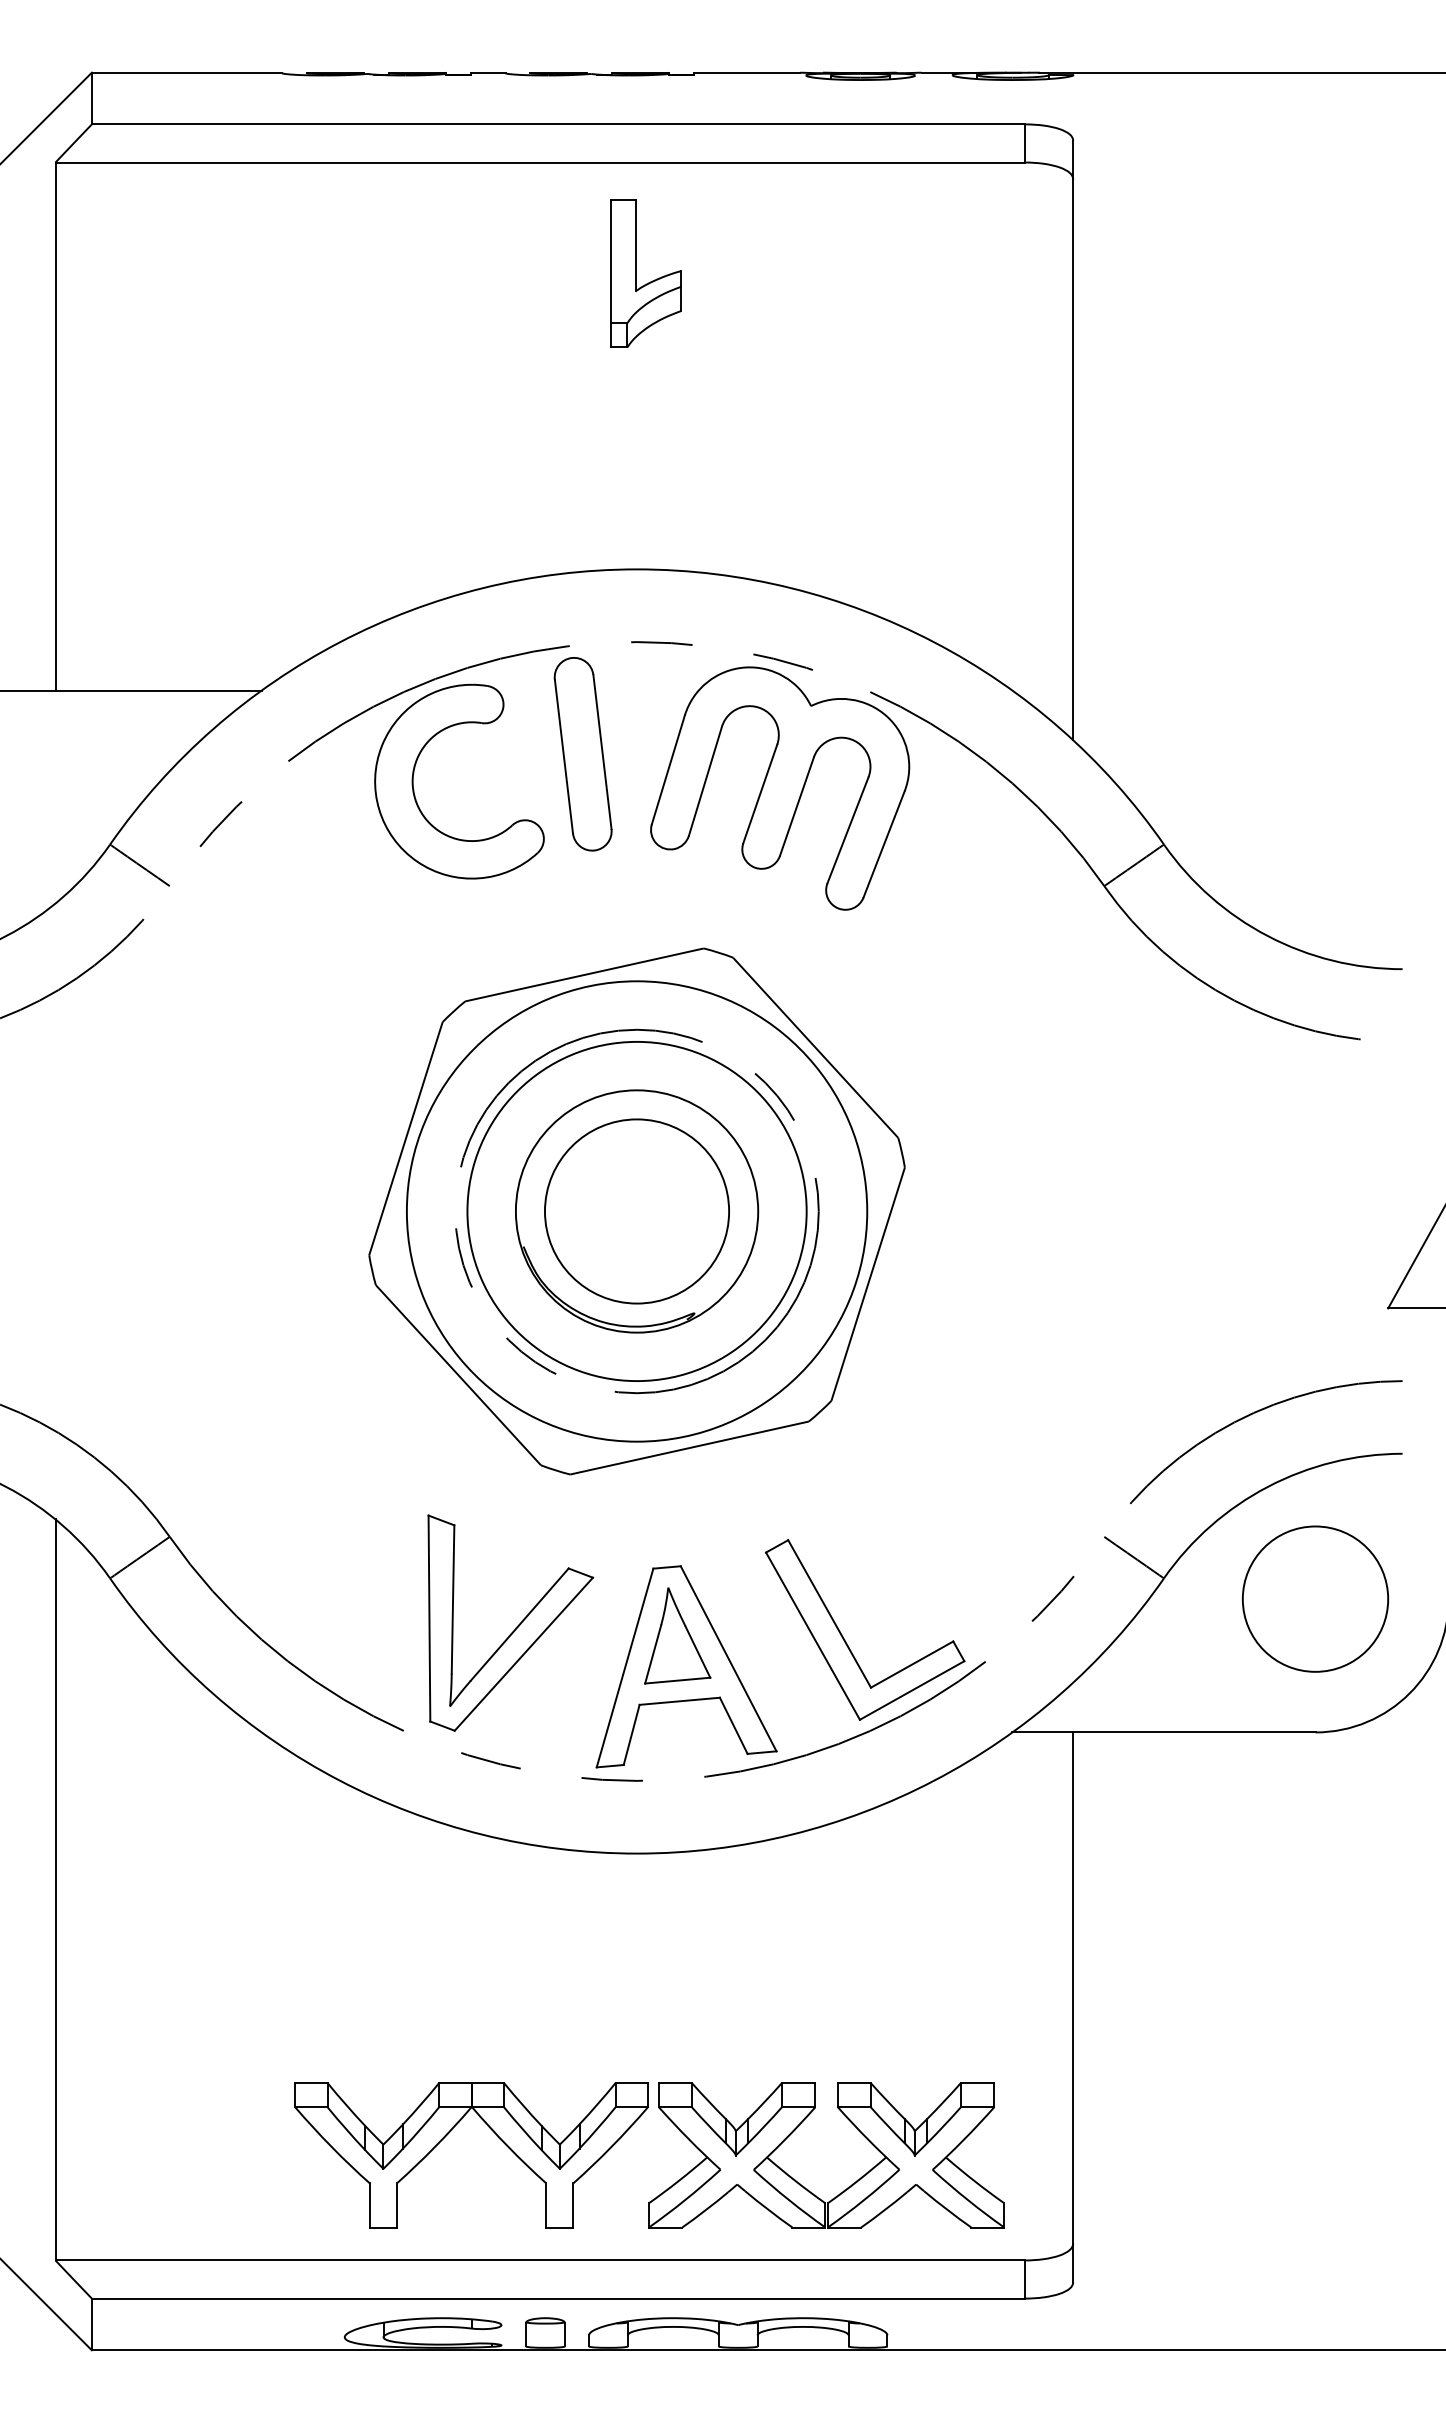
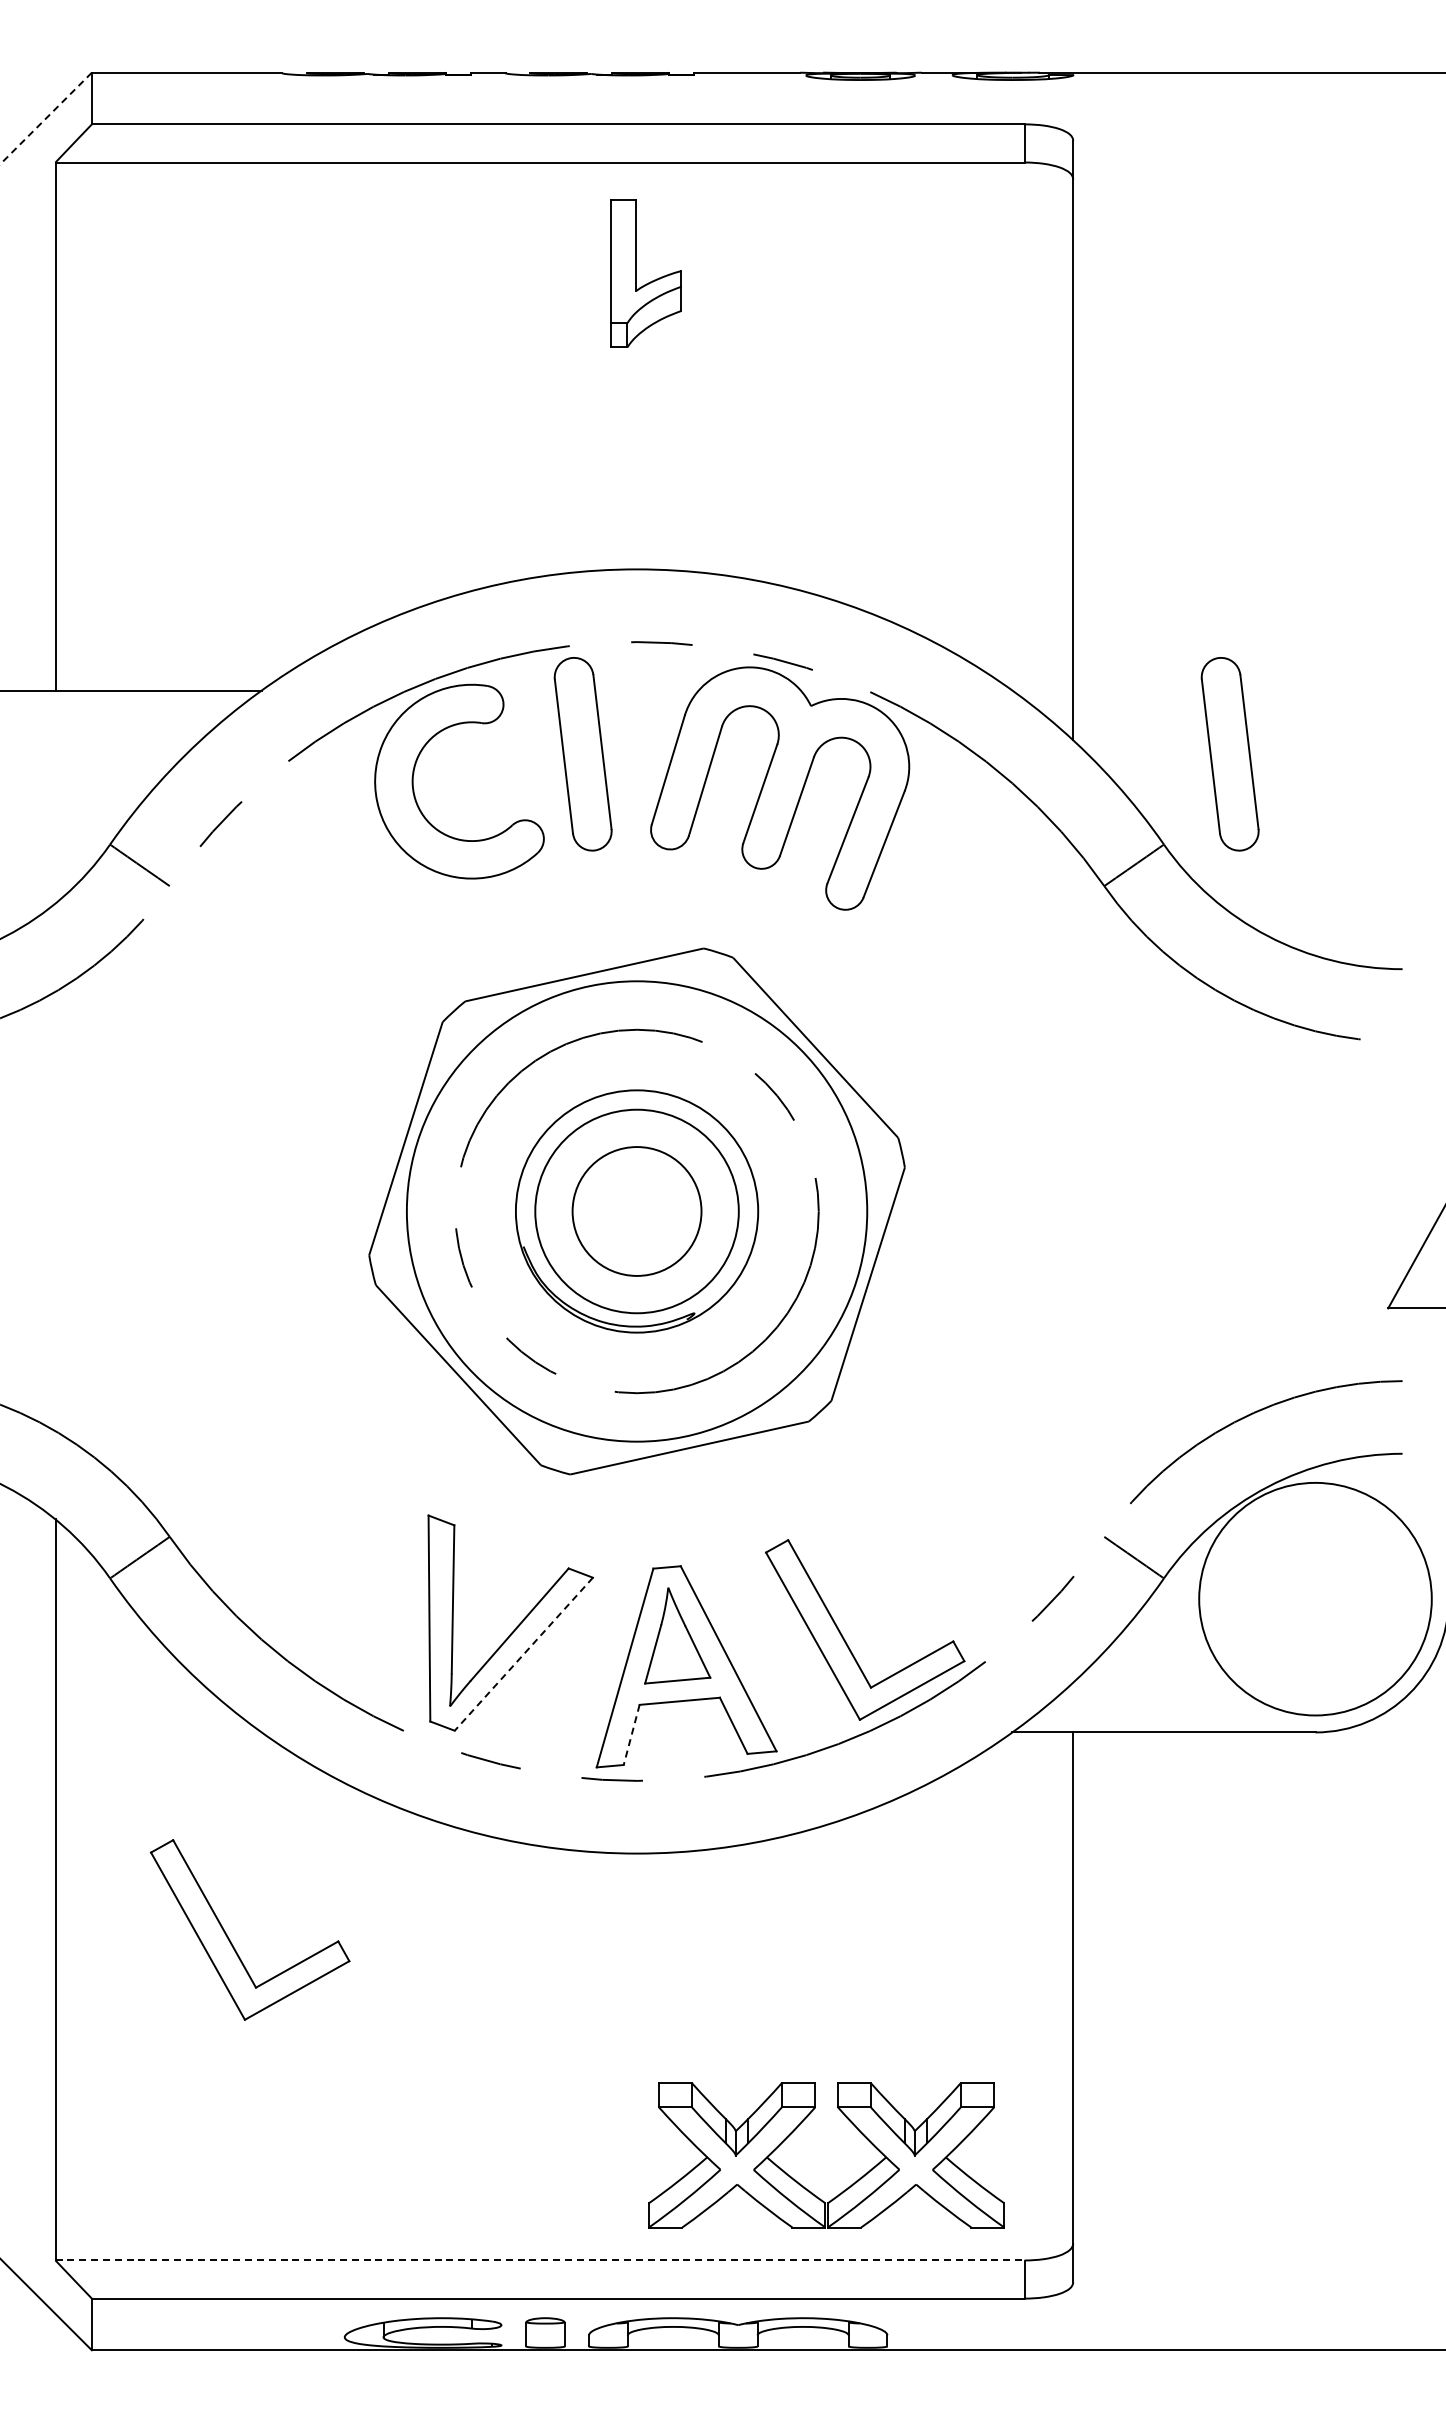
line: solid -> dashed (46, 118)
part: none -> present (1229, 754)
circle diameter: 184 px -> 129 px (636, 1211)
circle diameter: 339 px -> 204 px (636, 1211)
circle diameter: 145 px -> 233 px (1315, 1598)
line: solid -> dashed (523, 1654)
line: solid -> dashed (631, 1735)
part: none -> present (231, 1941)
part: present -> none (449, 2133)
line: solid -> dashed (540, 2260)
